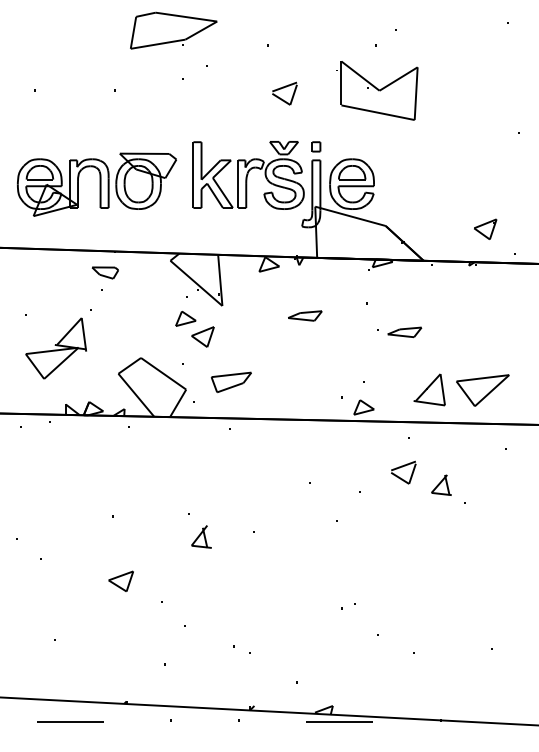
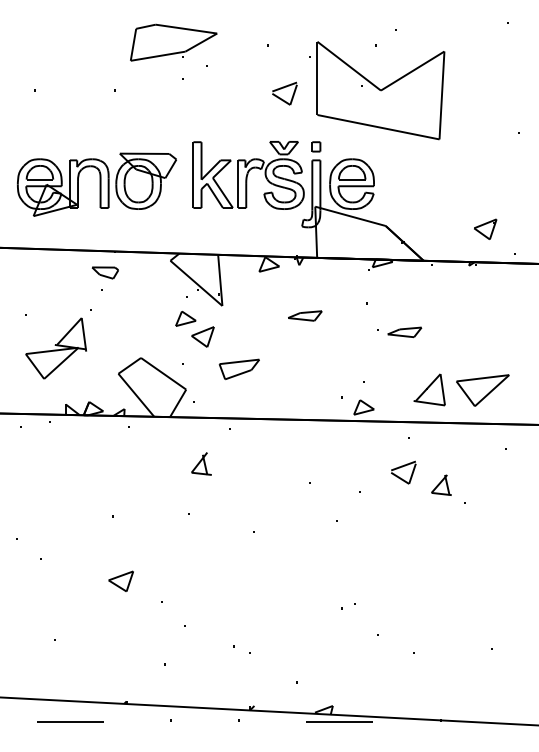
part position: (173, 30) -> (173, 42) (173, 42)
part size: 83x60 px -> 137x100 px (377, 90)
part position: (230, 382) -> (238, 369) (238, 369)
part position: (201, 536) -> (201, 463) (201, 463)
